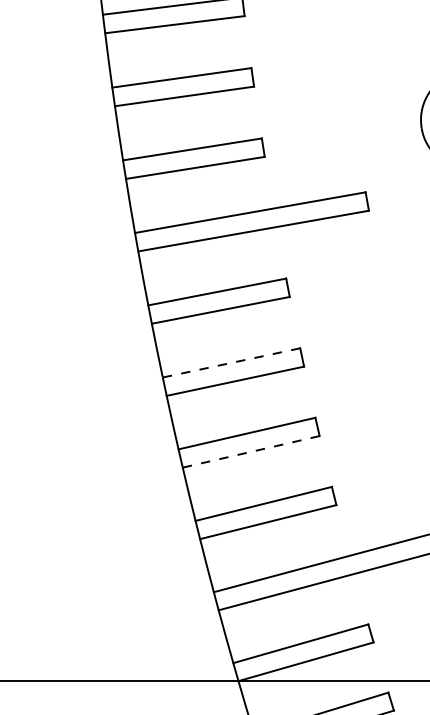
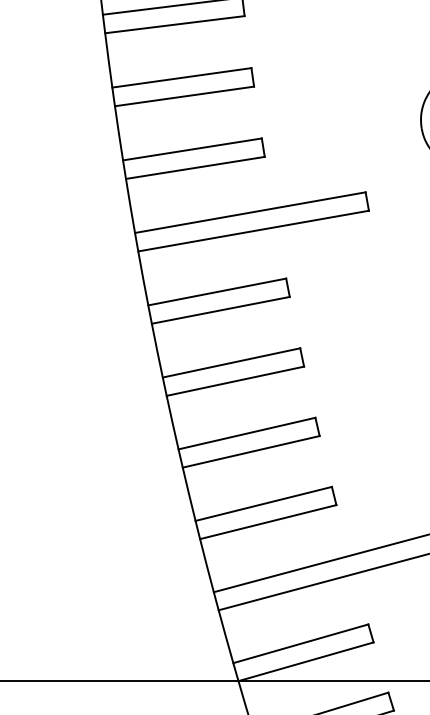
line: dashed -> solid (231, 363)
line: dashed -> solid (251, 451)
